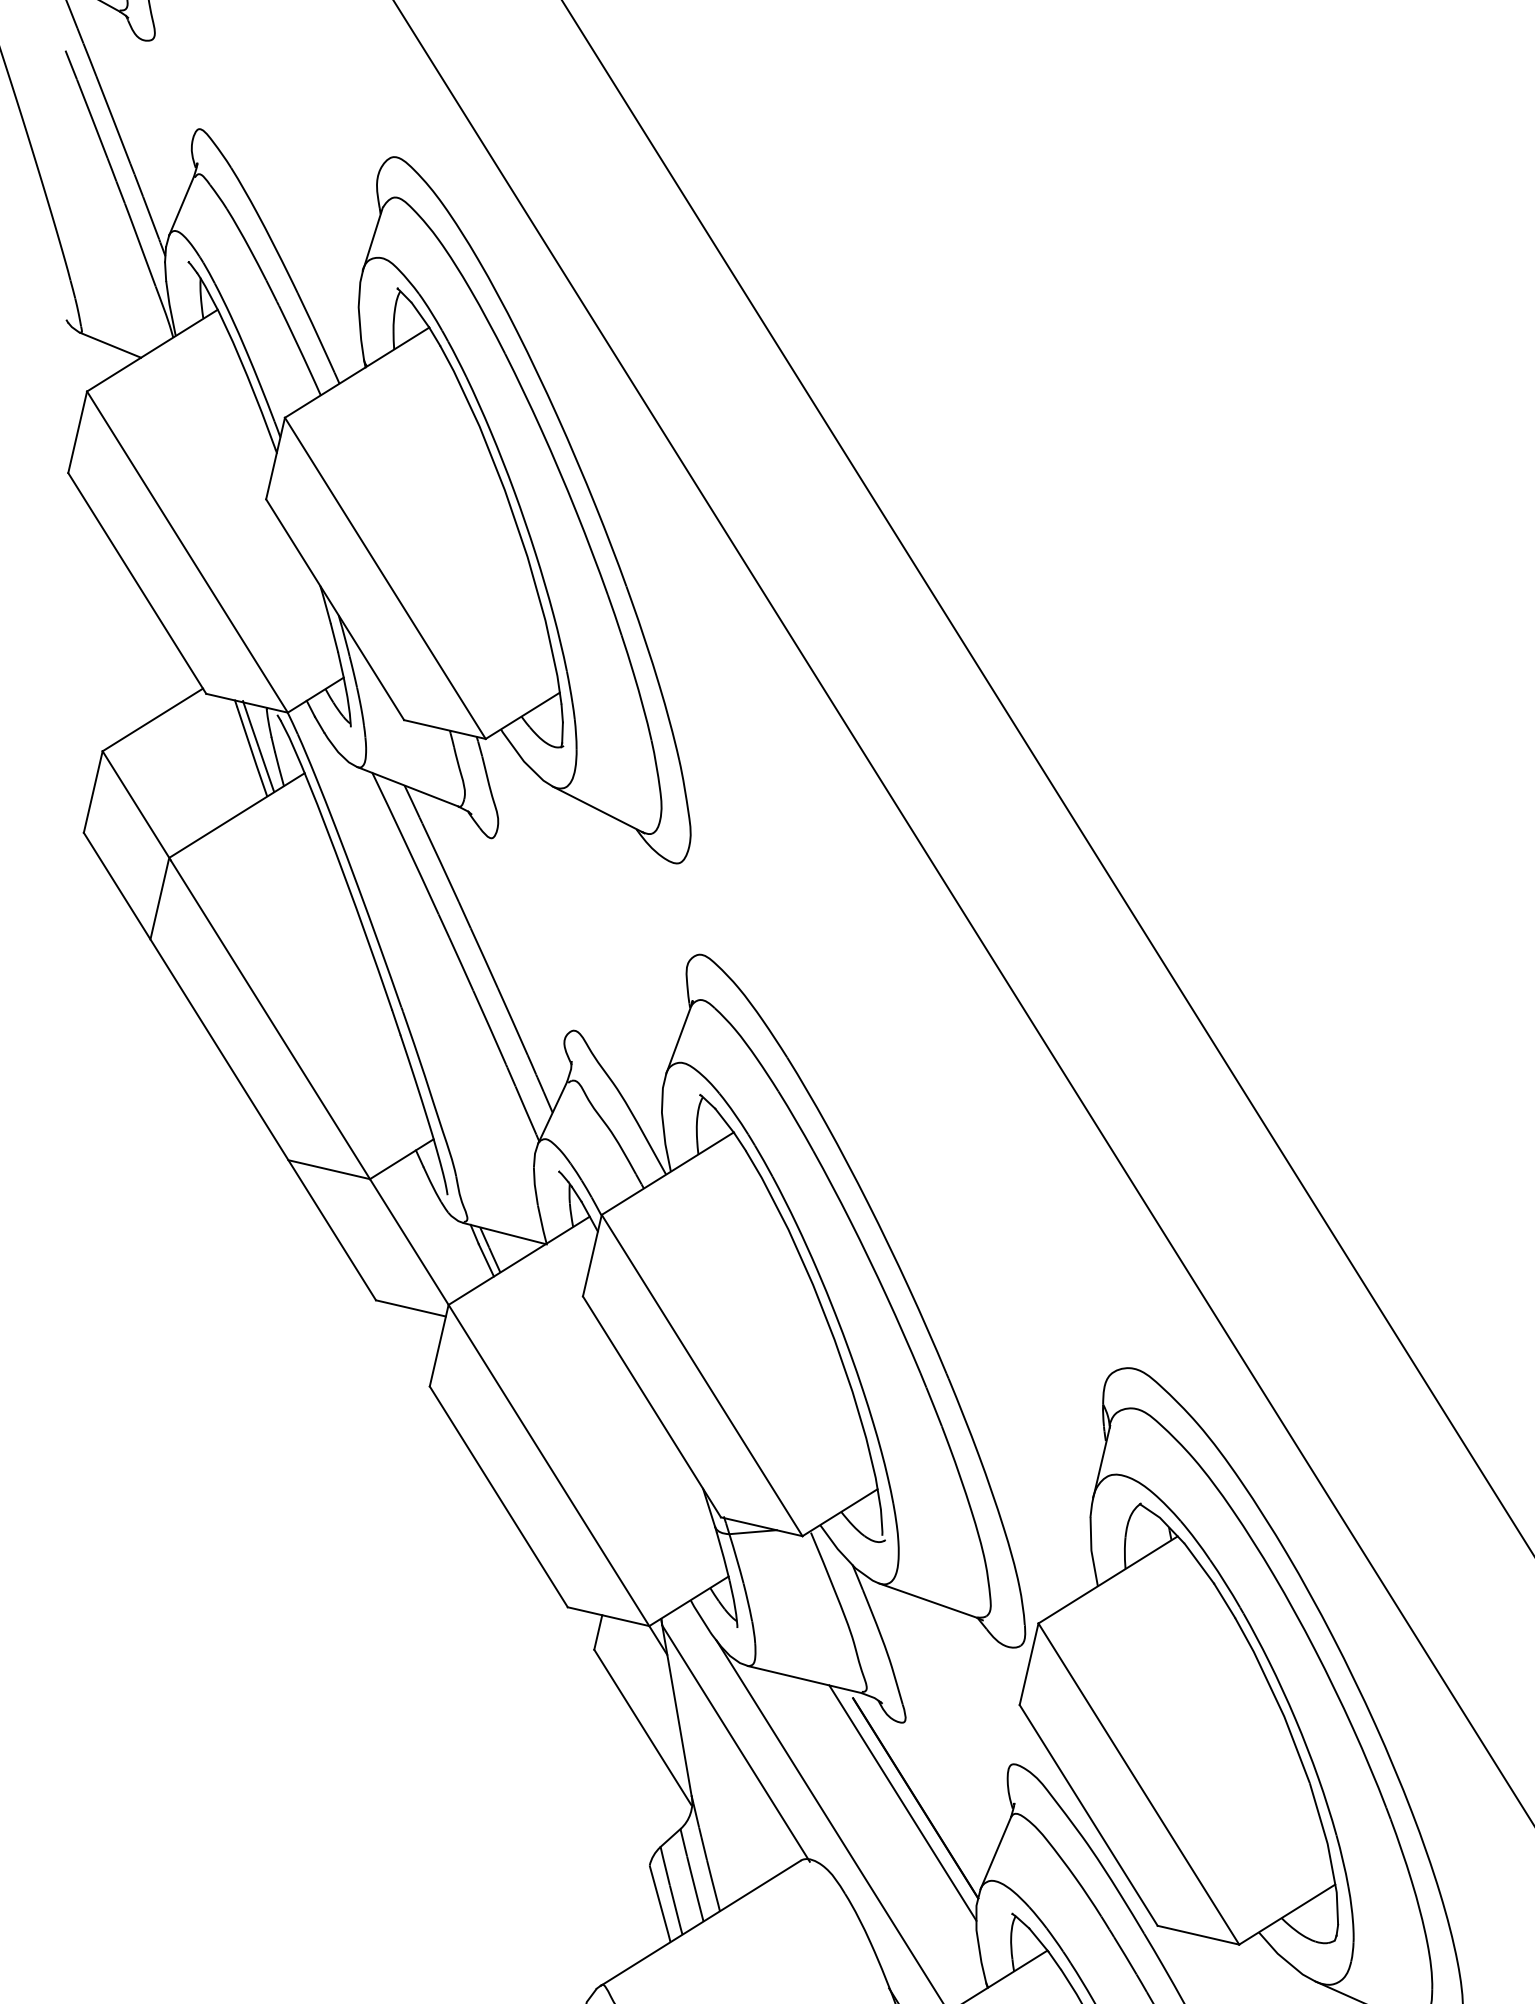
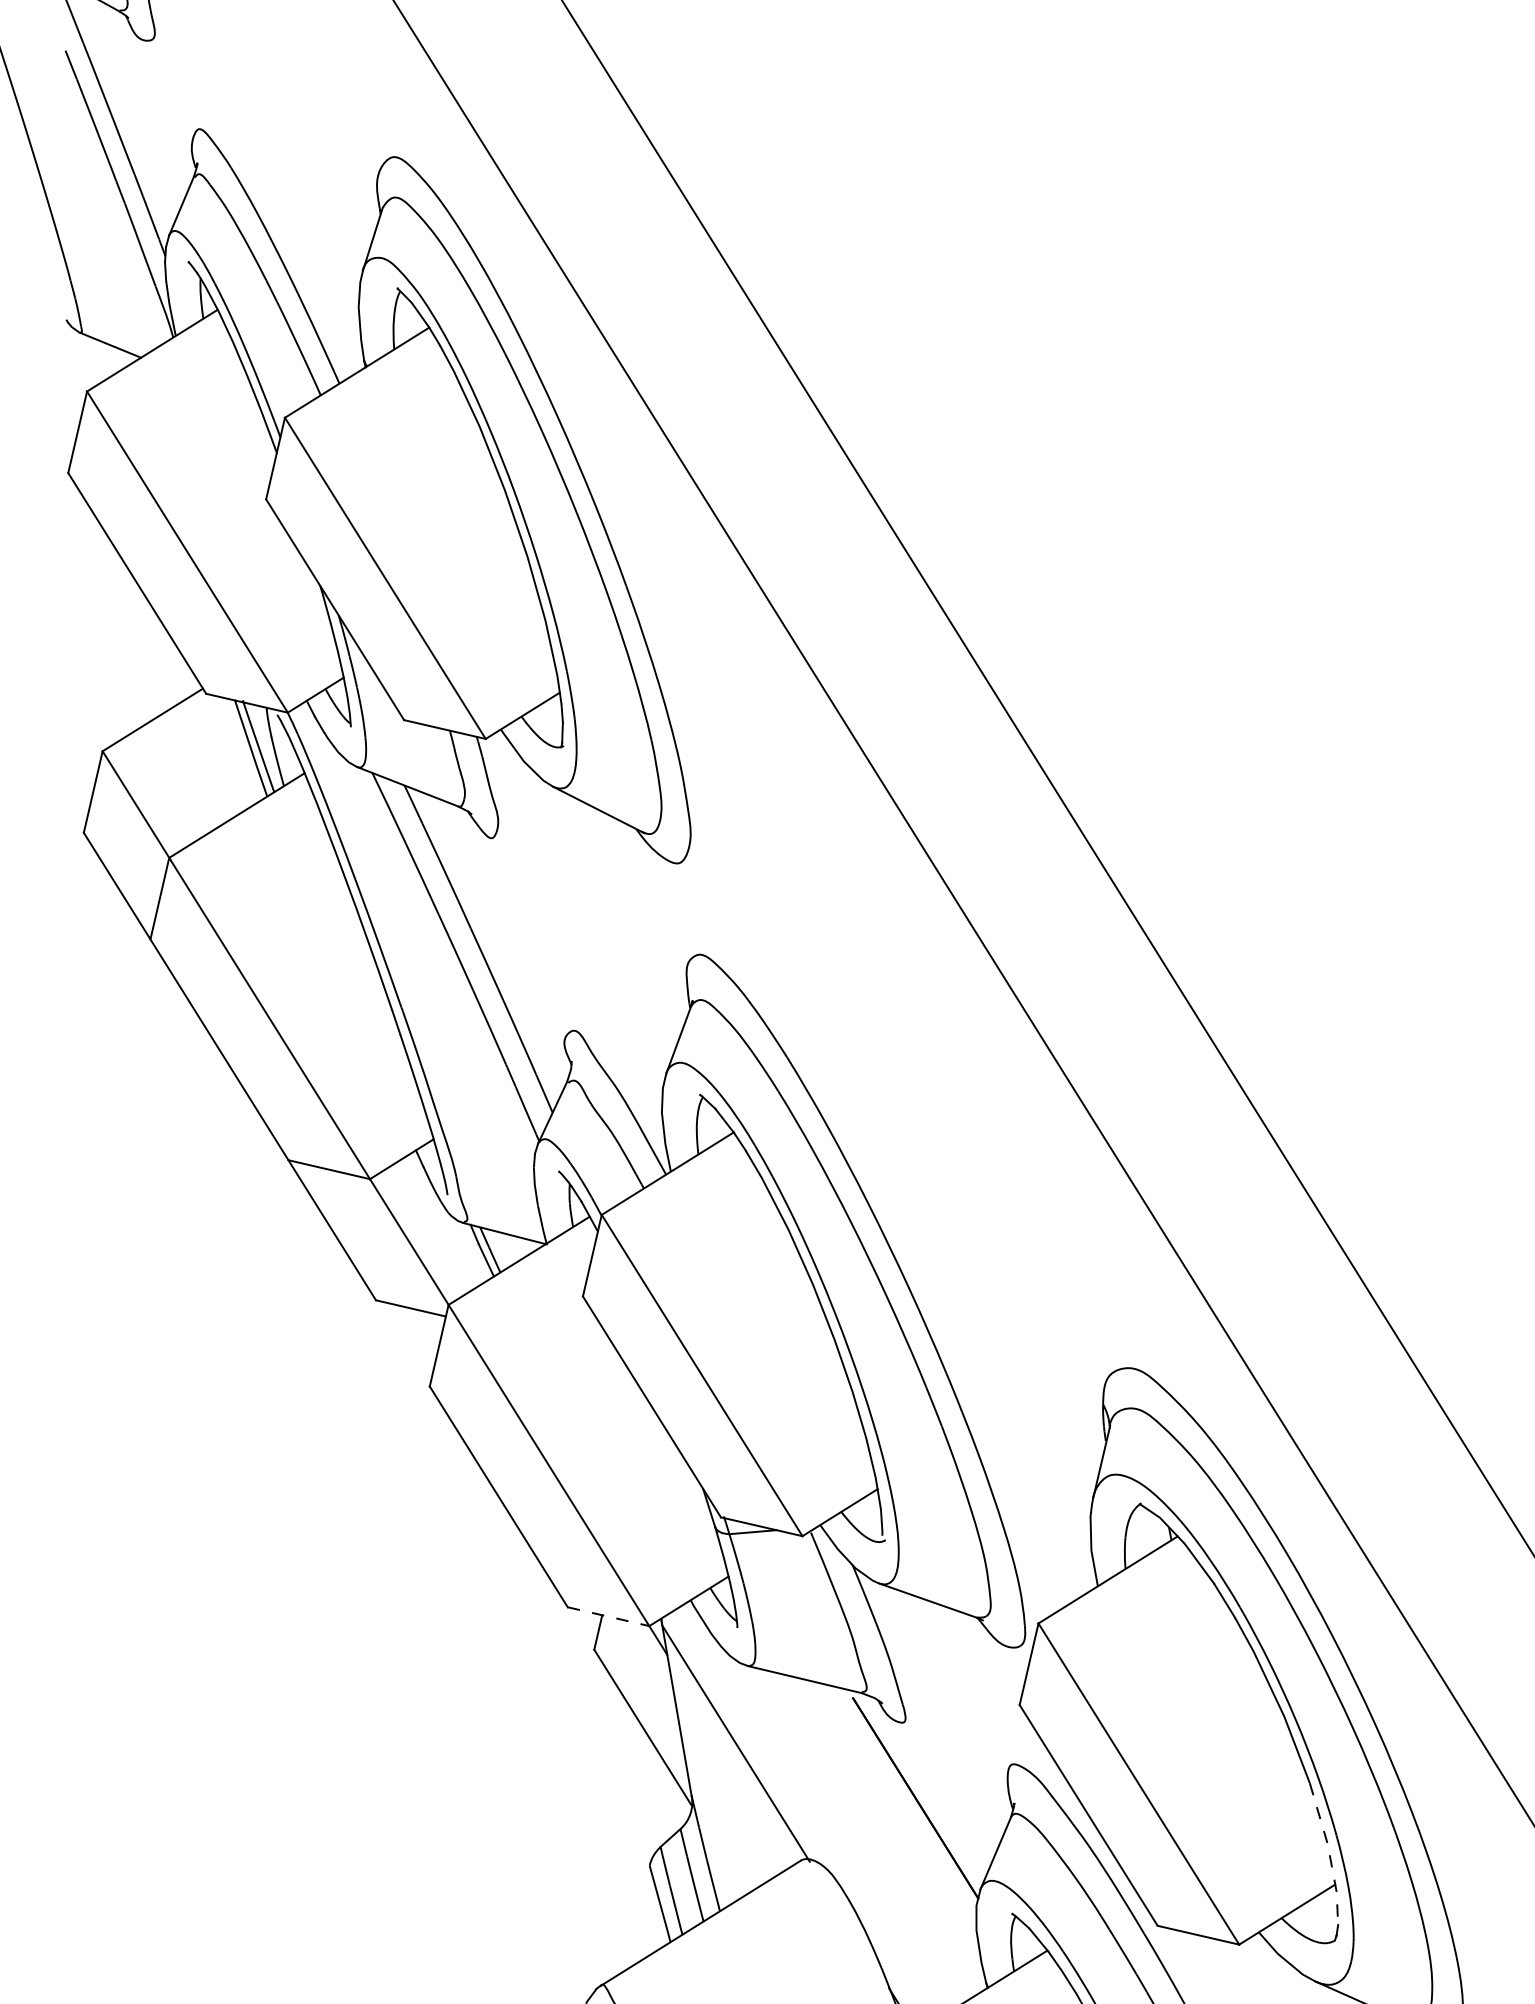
line: solid -> dashed (608, 1616)
line: present -> none (902, 1802)
line: present -> none (828, 1820)
line: solid -> dashed (1329, 1853)
